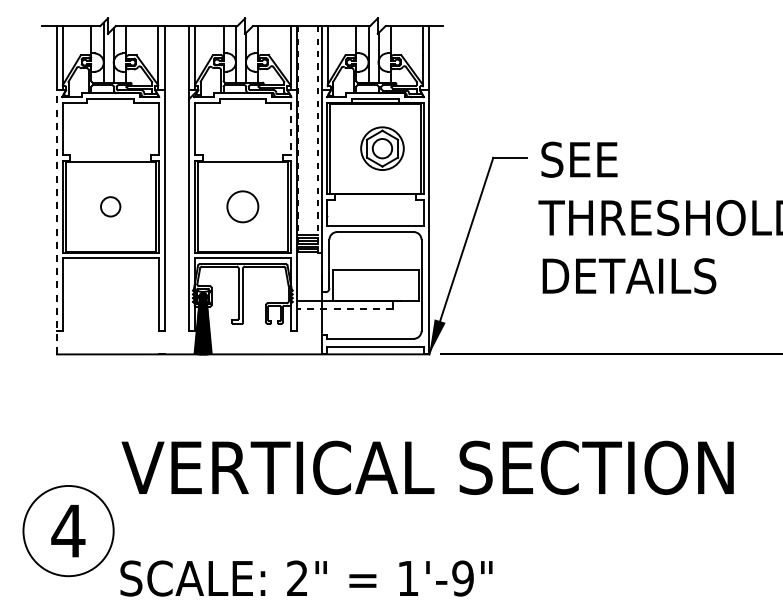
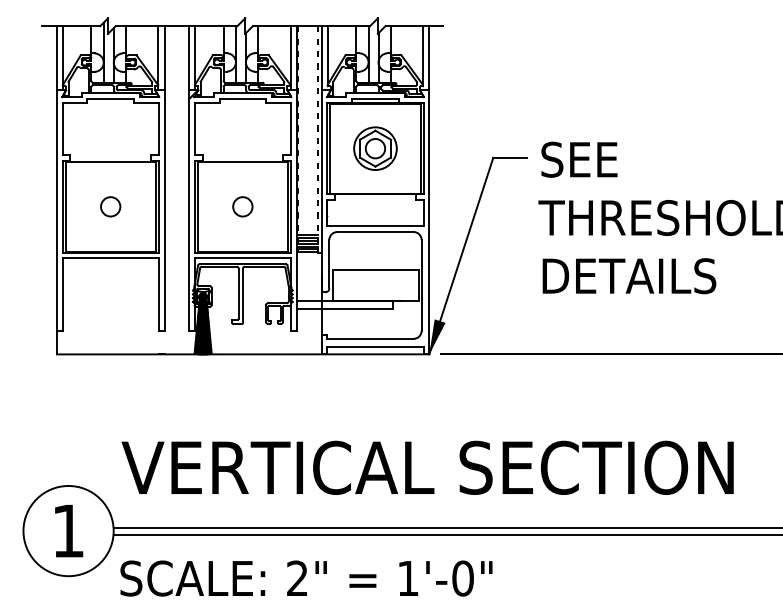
line: dashed -> solid (290, 129)
part position: (382, 148) -> (375, 148) (375, 148)
circle diameter: 31 px -> 19 px (242, 206)
line: dashed -> solid (56, 222)
line: dashed -> solid (344, 309)
line: none -> present (447, 527)
text: 4 -> 1 (68, 530)
line: none -> present (447, 535)
text: 1'-9" -> 1'-0" (462, 578)
